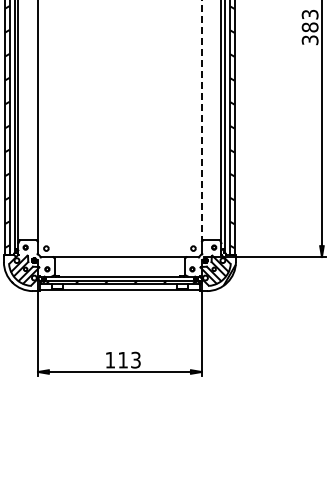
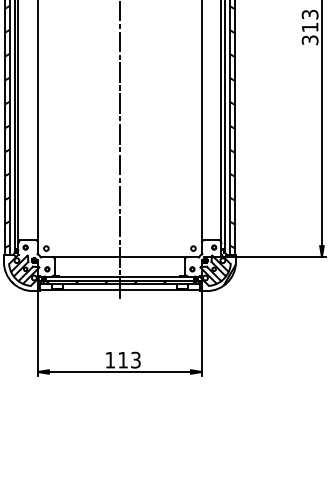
text: 383 -> 313 (309, 27)
line: dashed -> solid (201, 121)
line: none -> present (119, 151)
